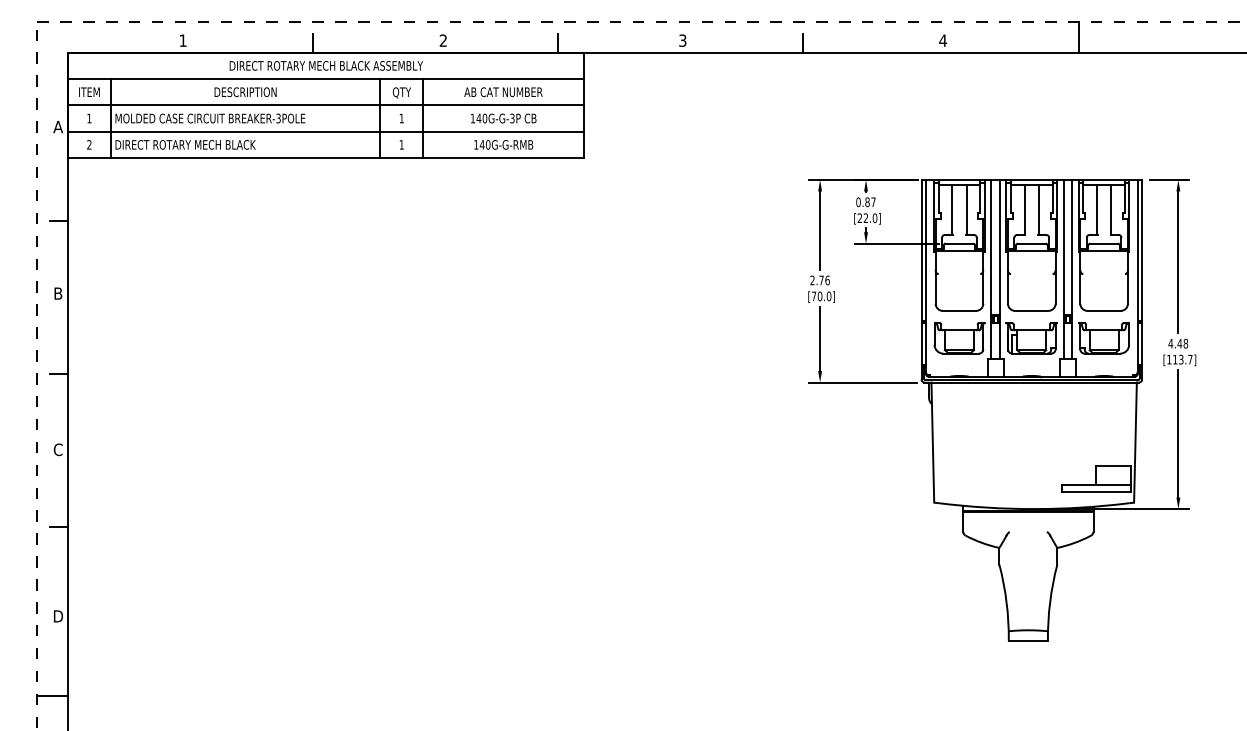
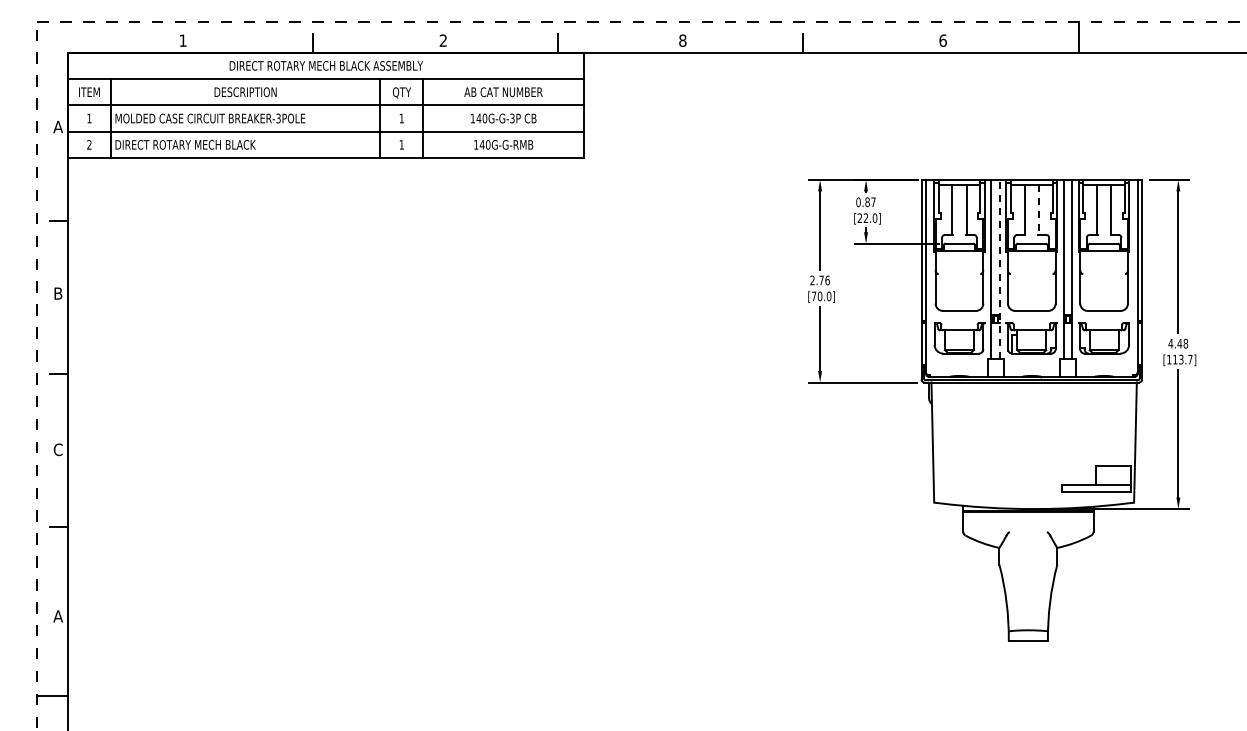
text: 3 -> 8 (682, 40)
text: 4 -> 6 (943, 40)
line: solid -> dashed (1039, 210)
line: solid -> dashed (999, 269)
text: D -> A (58, 616)
